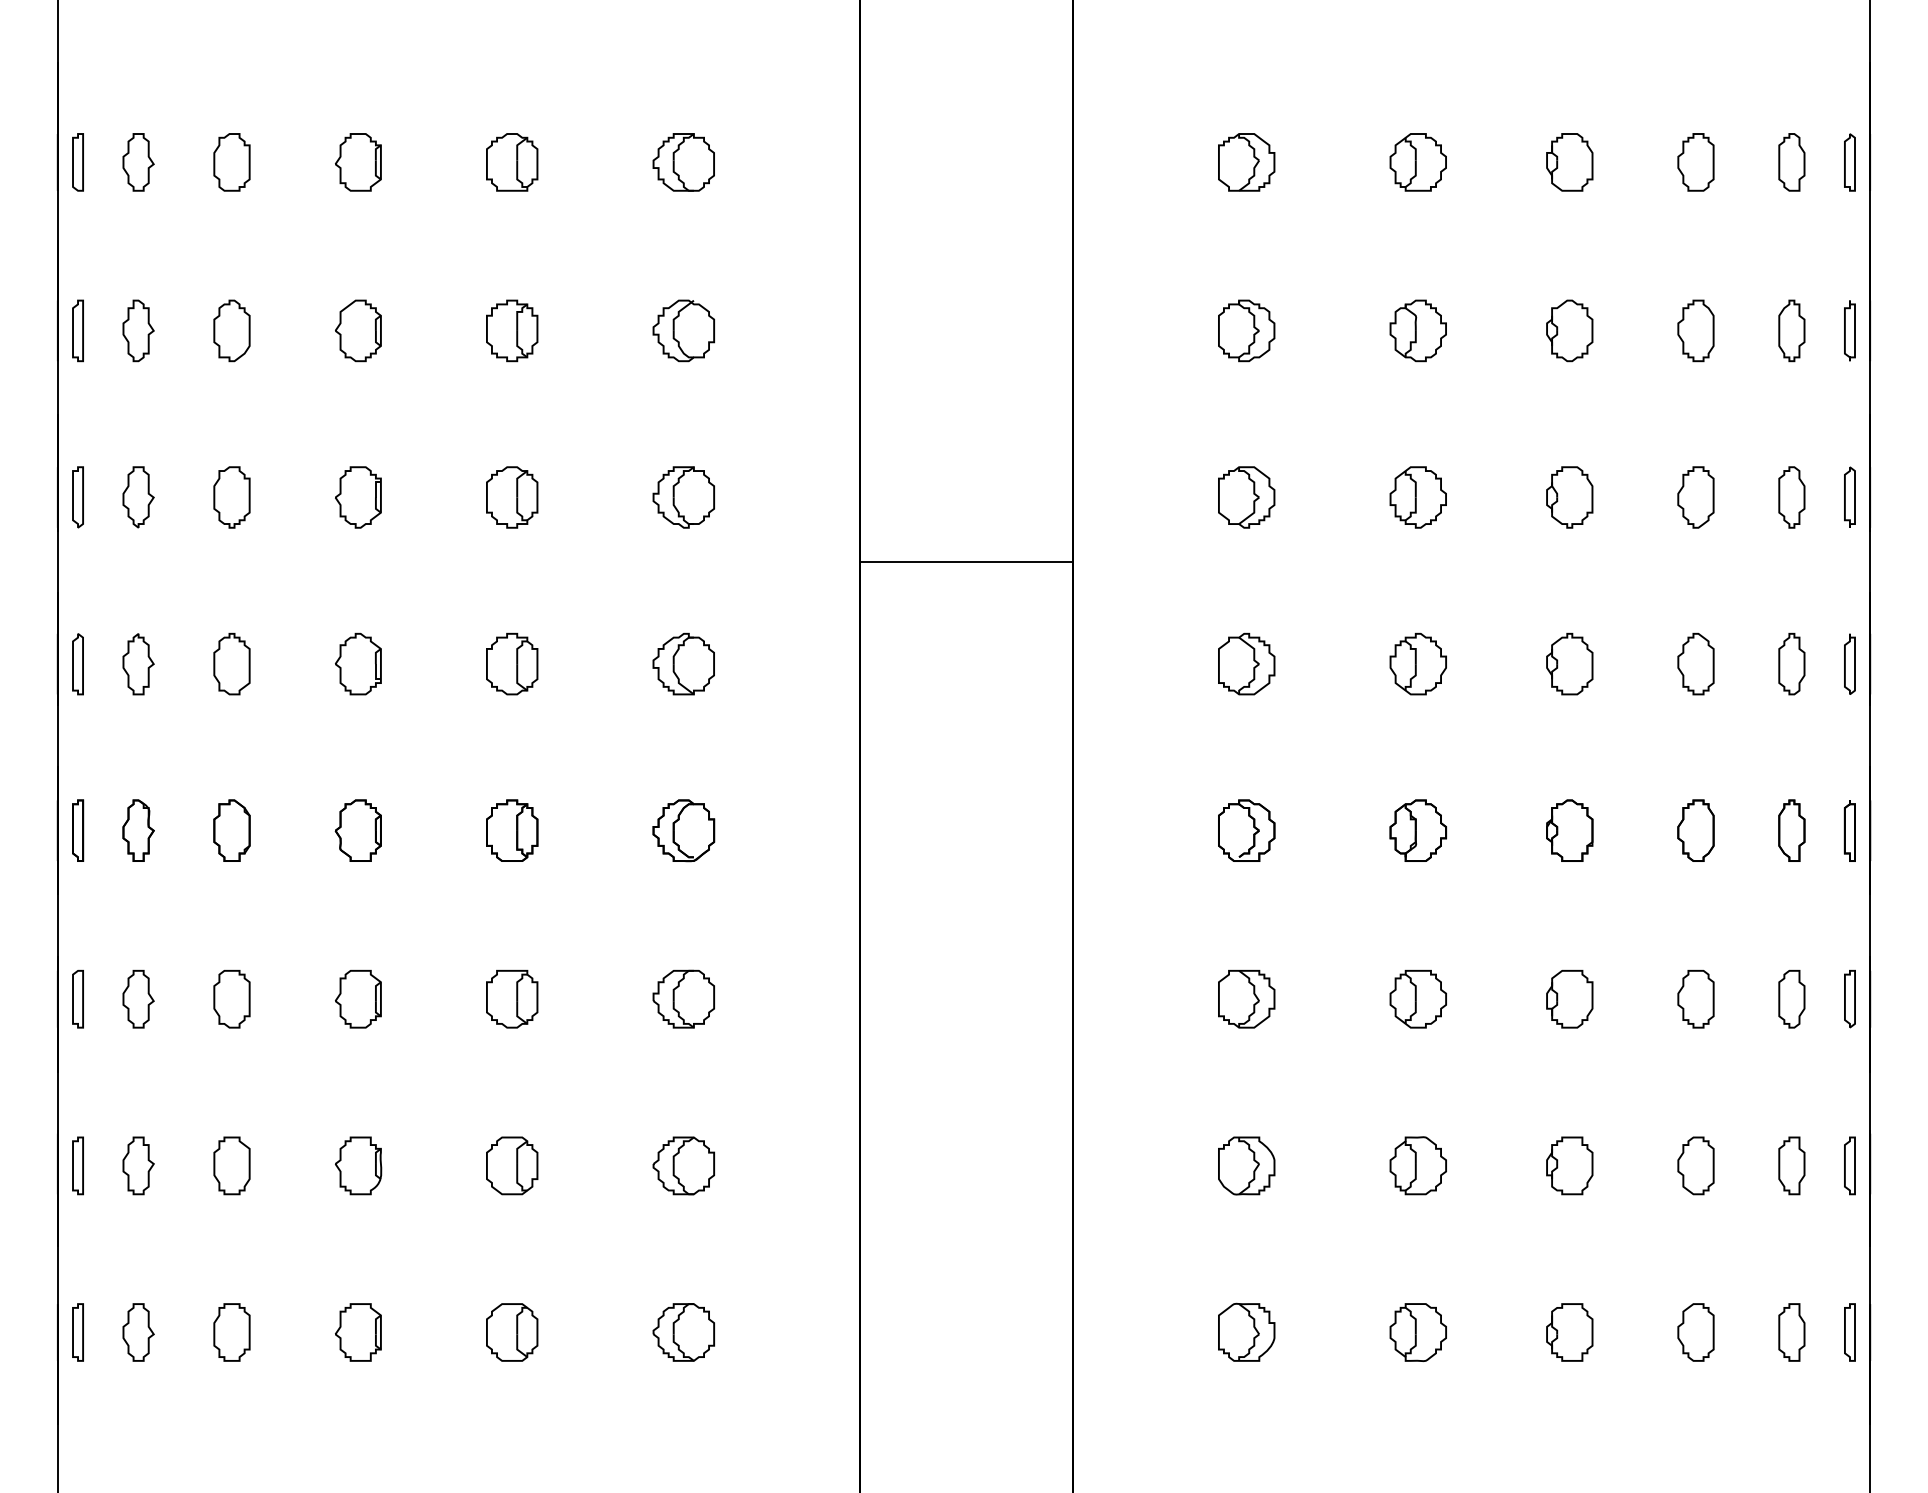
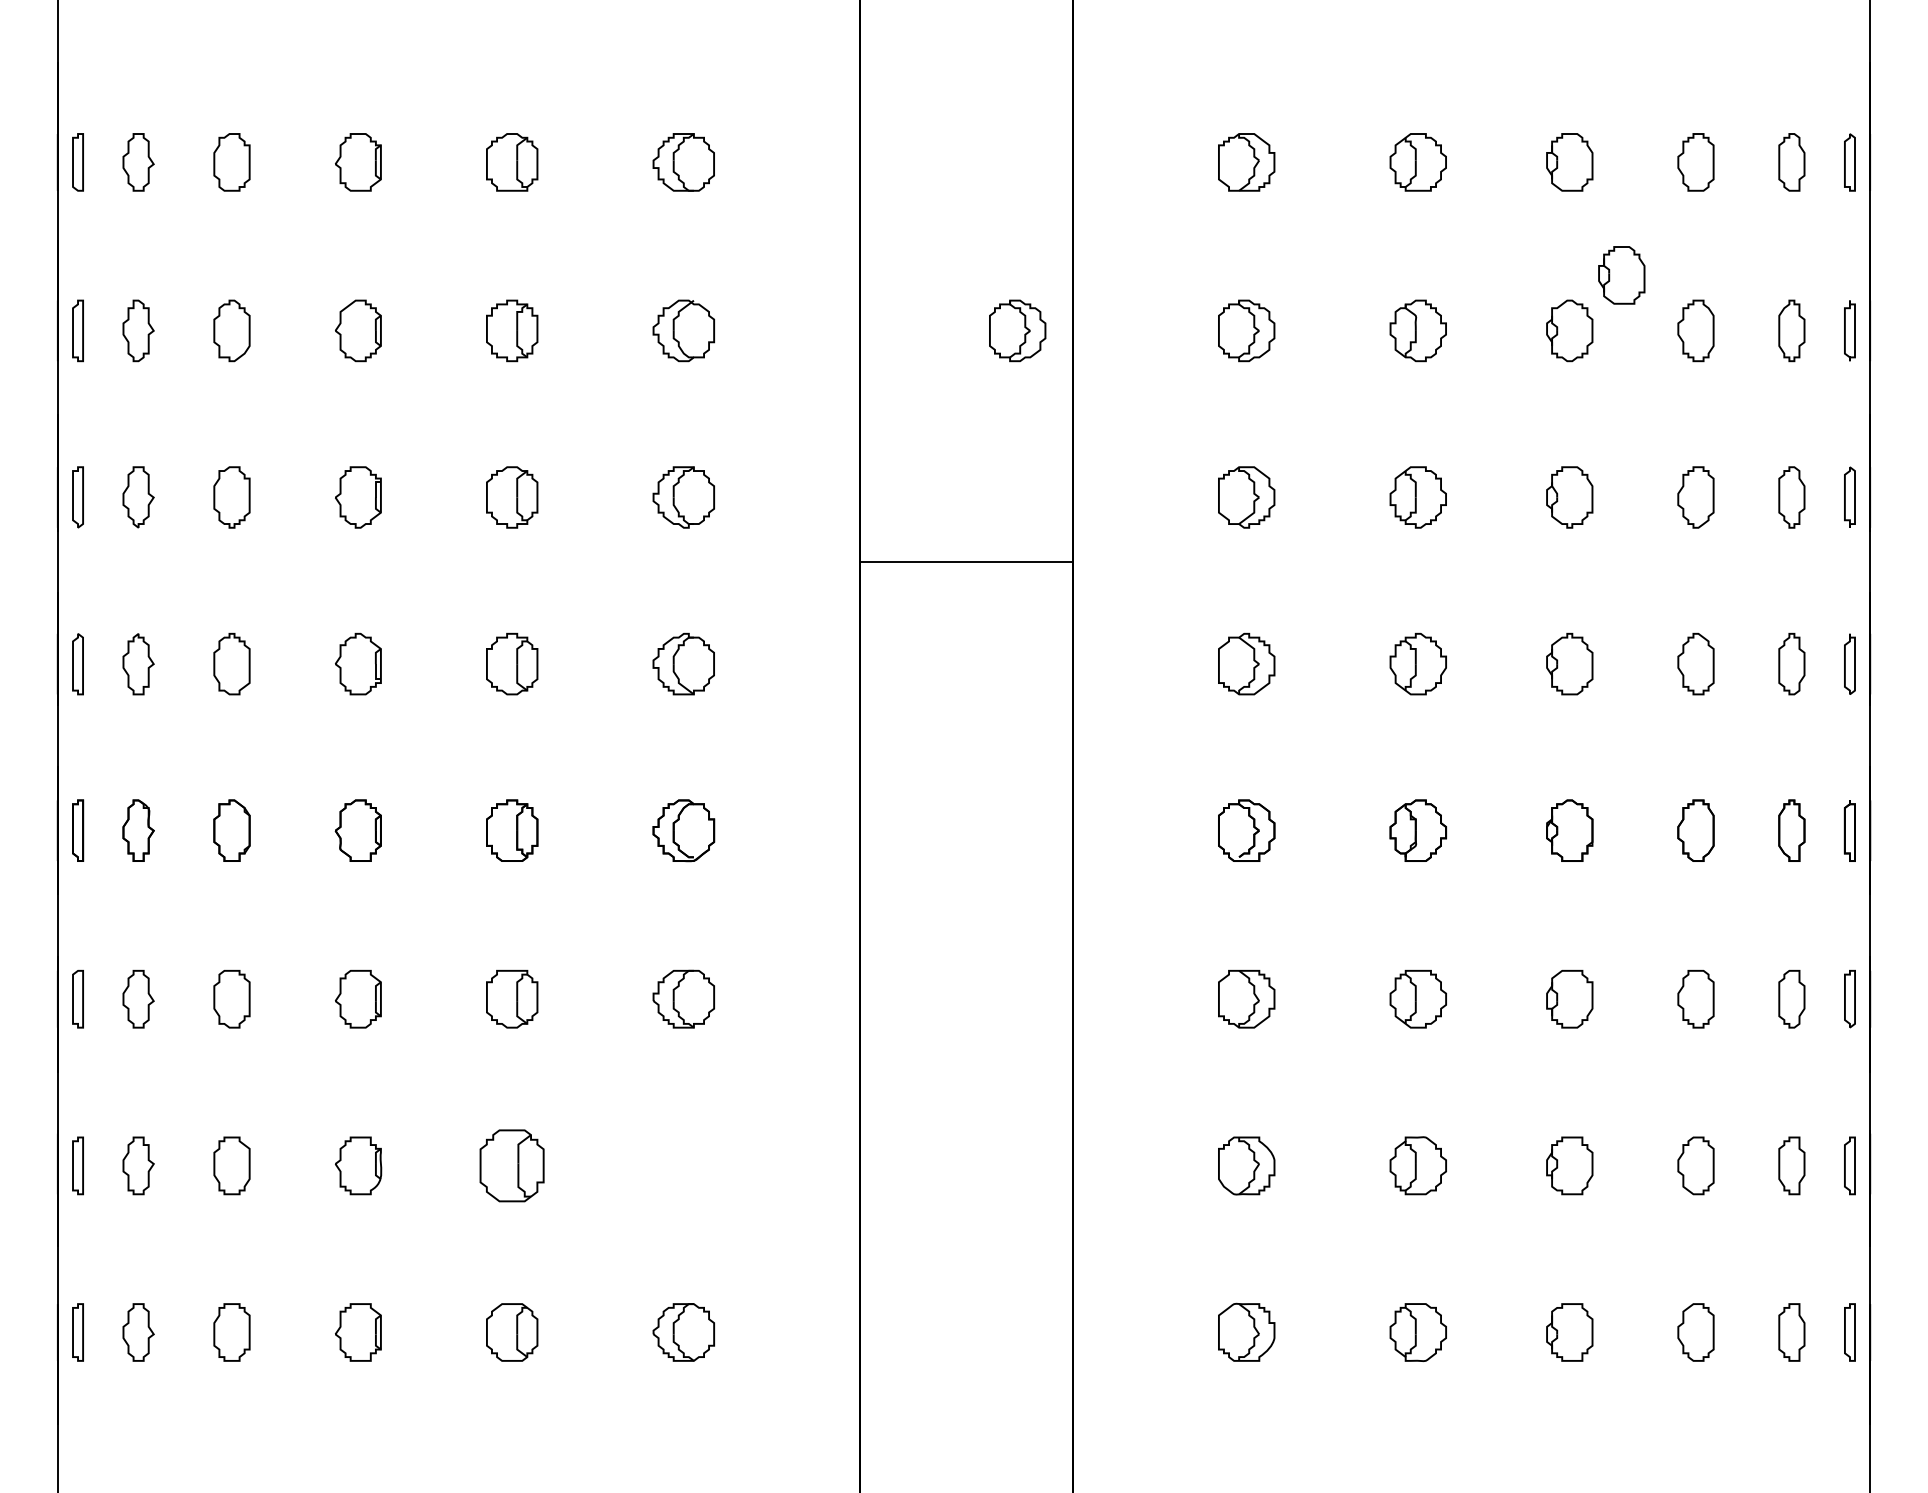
part: none -> present (1621, 275)
part: none -> present (1017, 330)
part size: 53x60 px -> 66x74 px (511, 1165)
part: present -> none (683, 1165)
